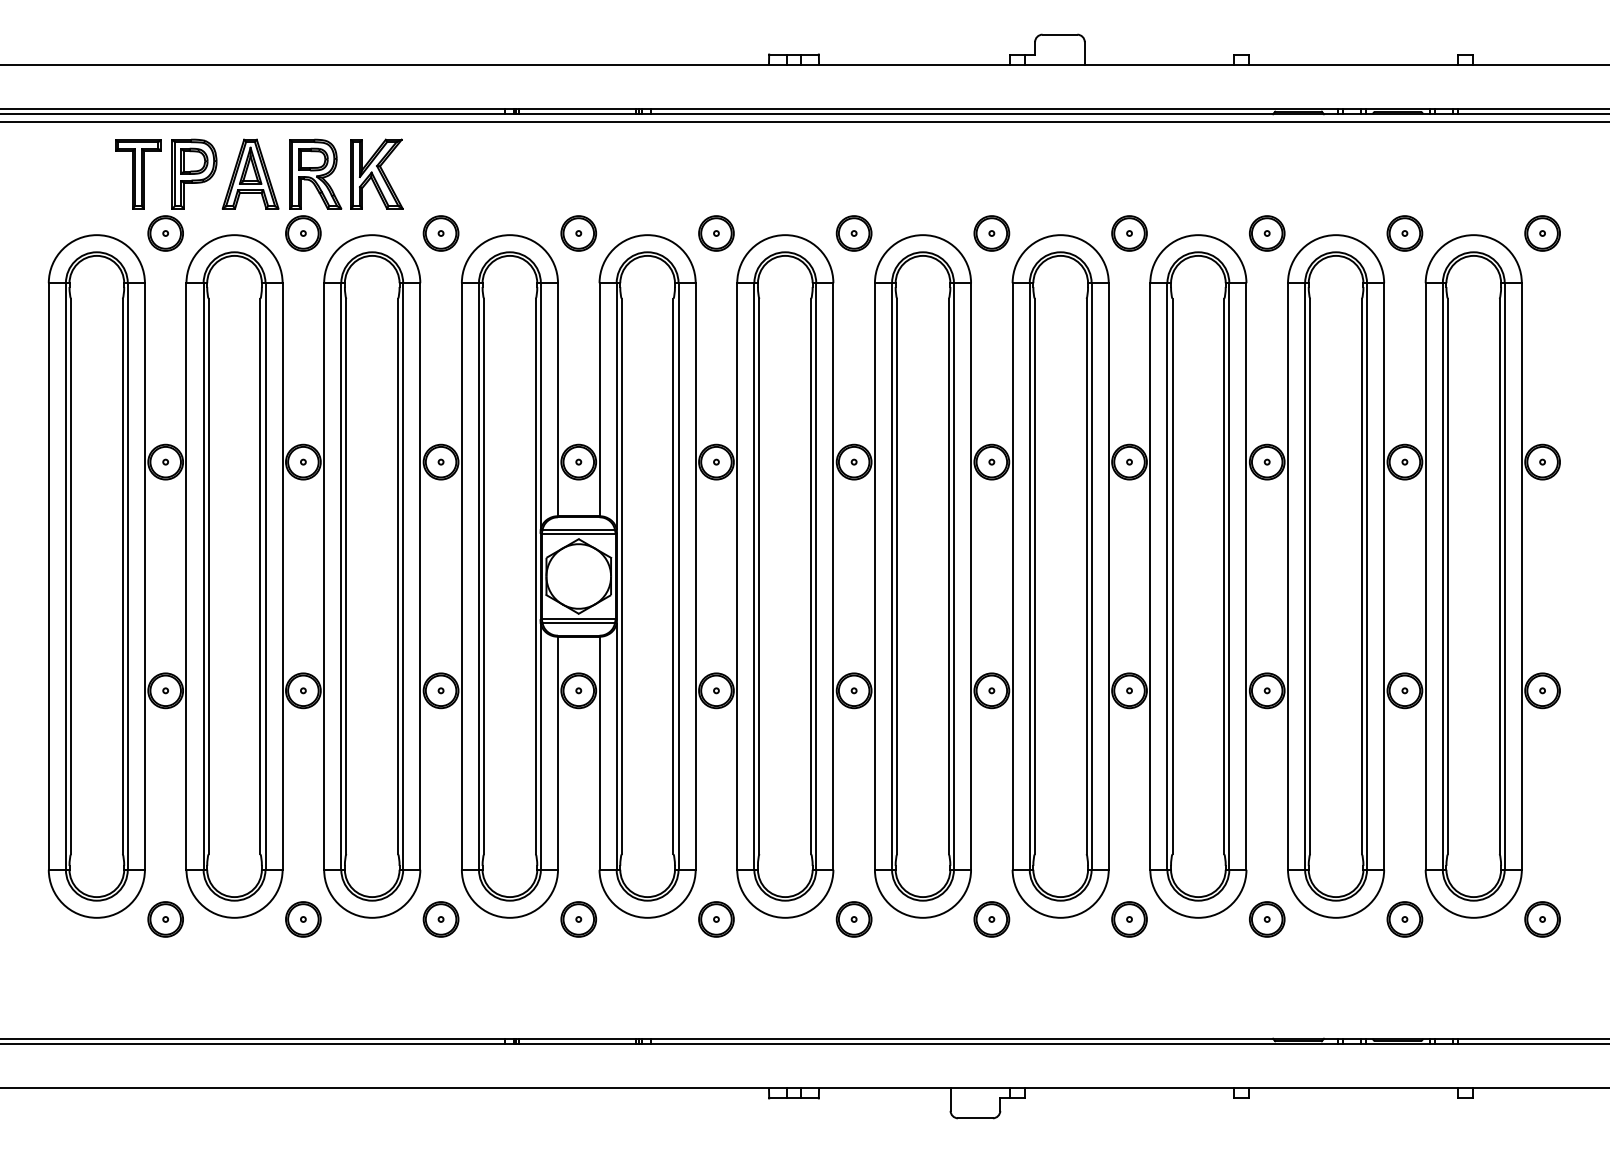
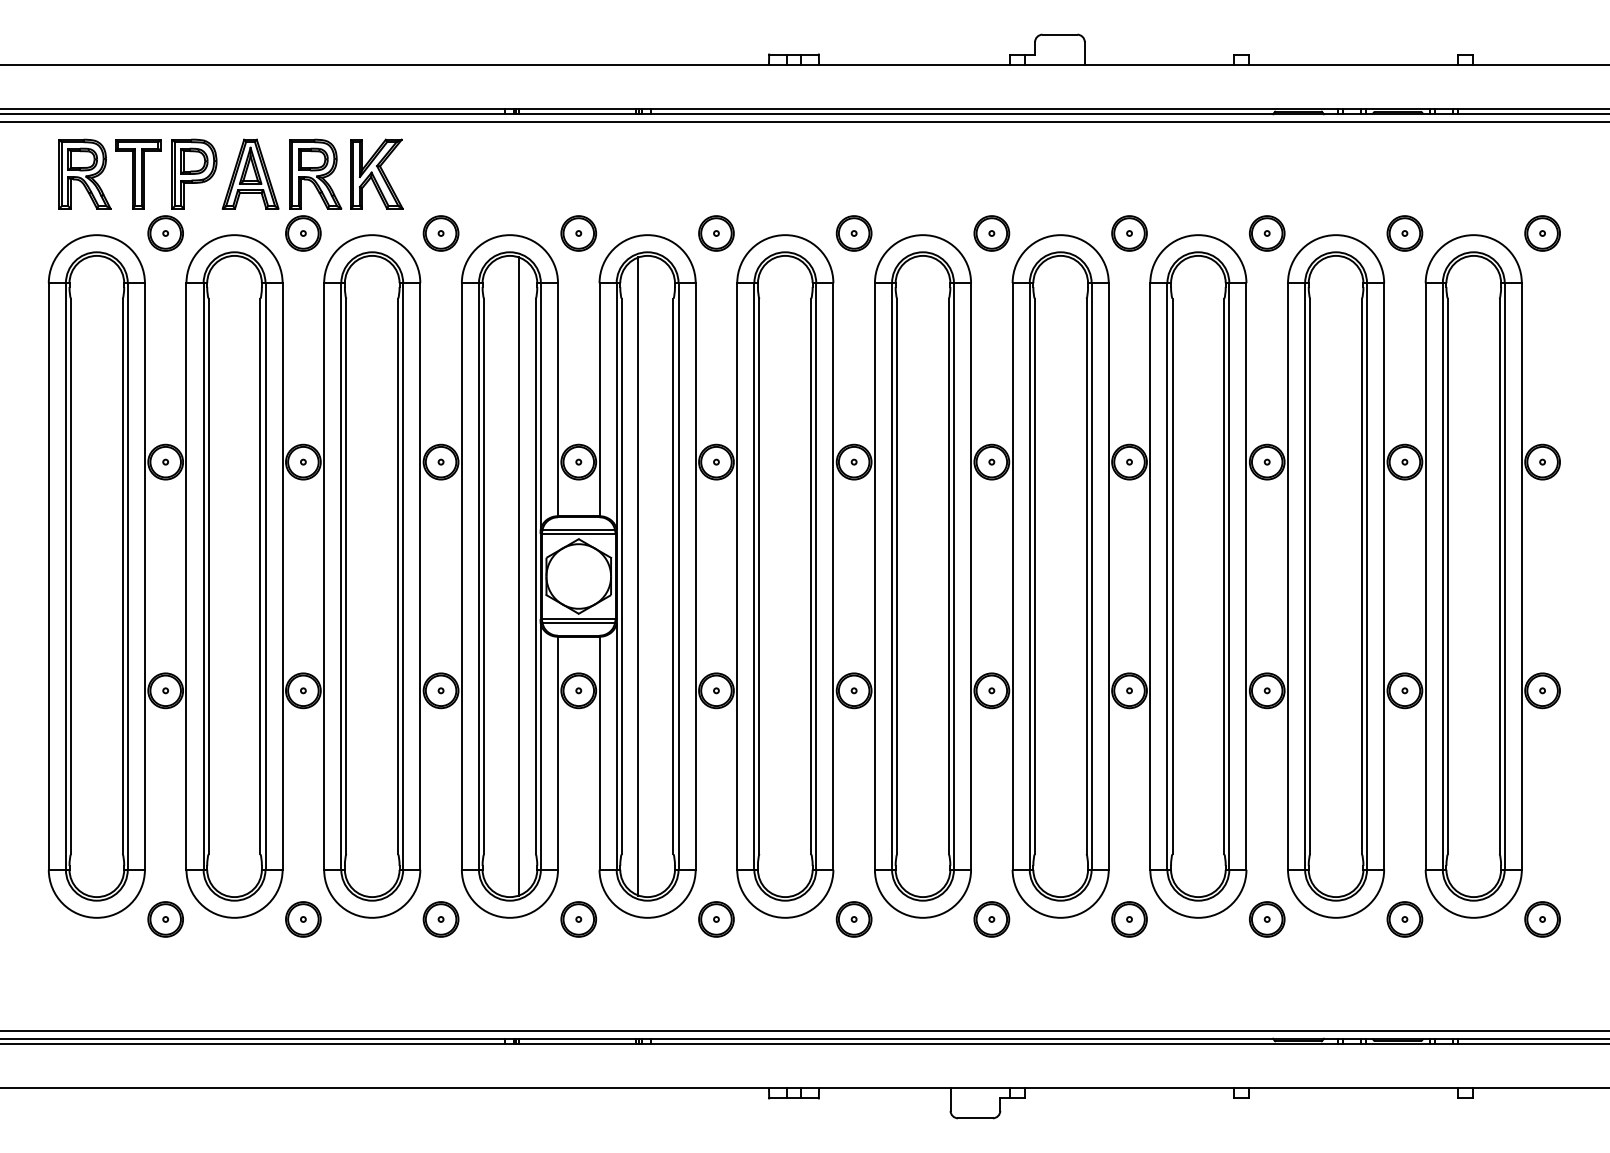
part: none -> present (84, 173)
line: none -> present (519, 576)
line: none -> present (638, 576)
line: none -> present (804, 1031)
